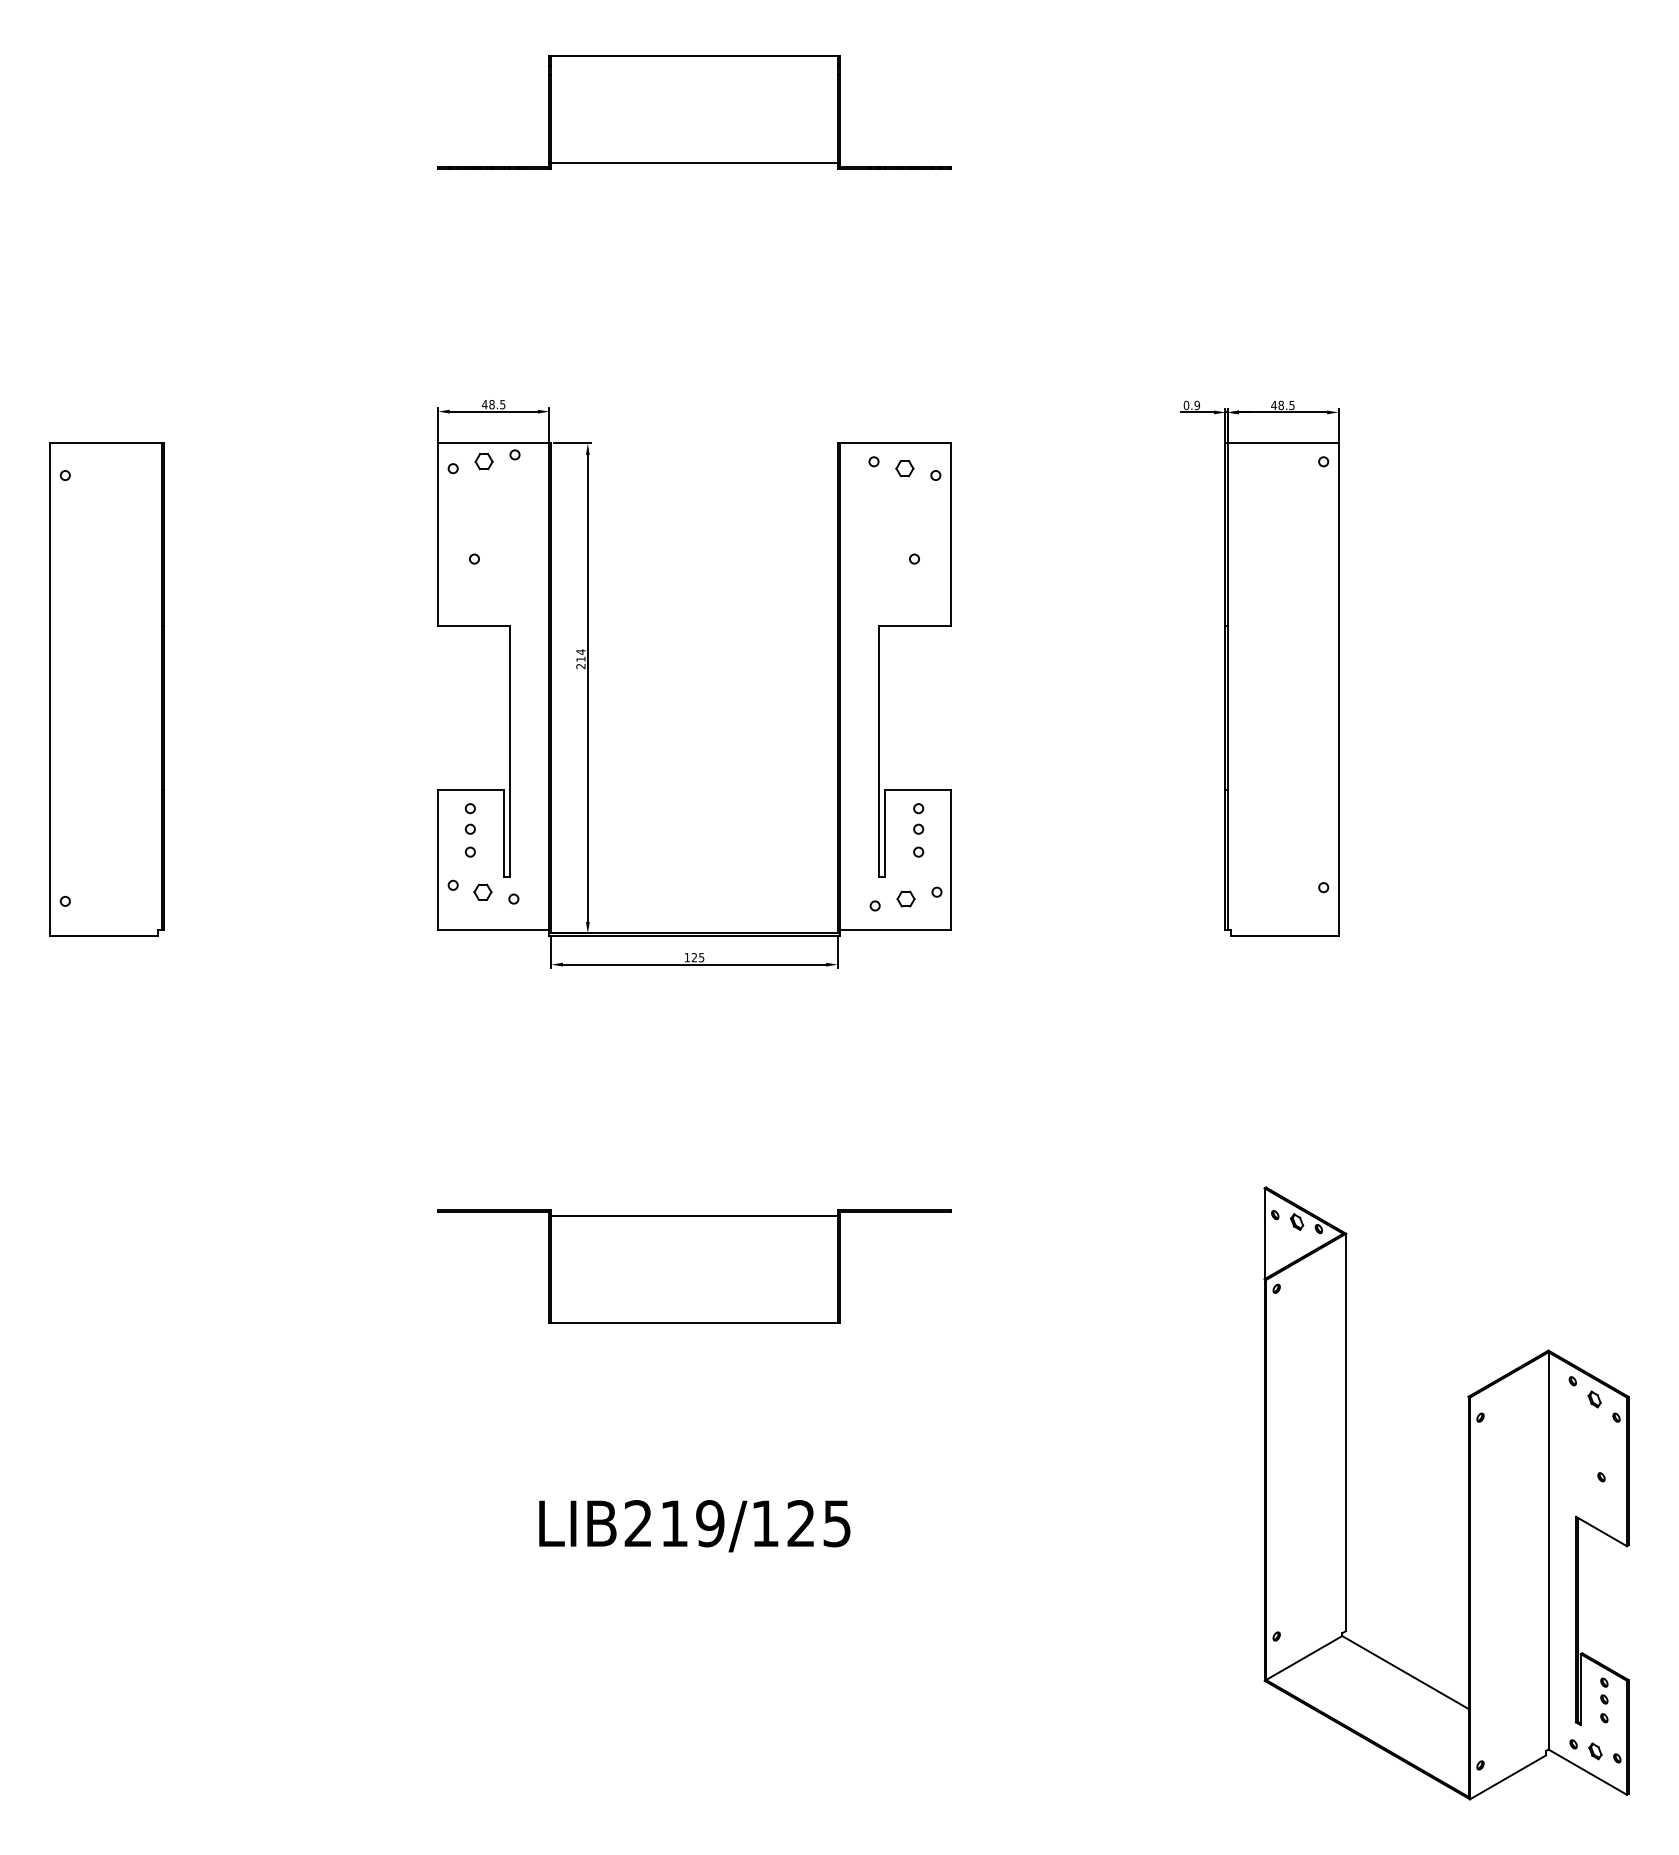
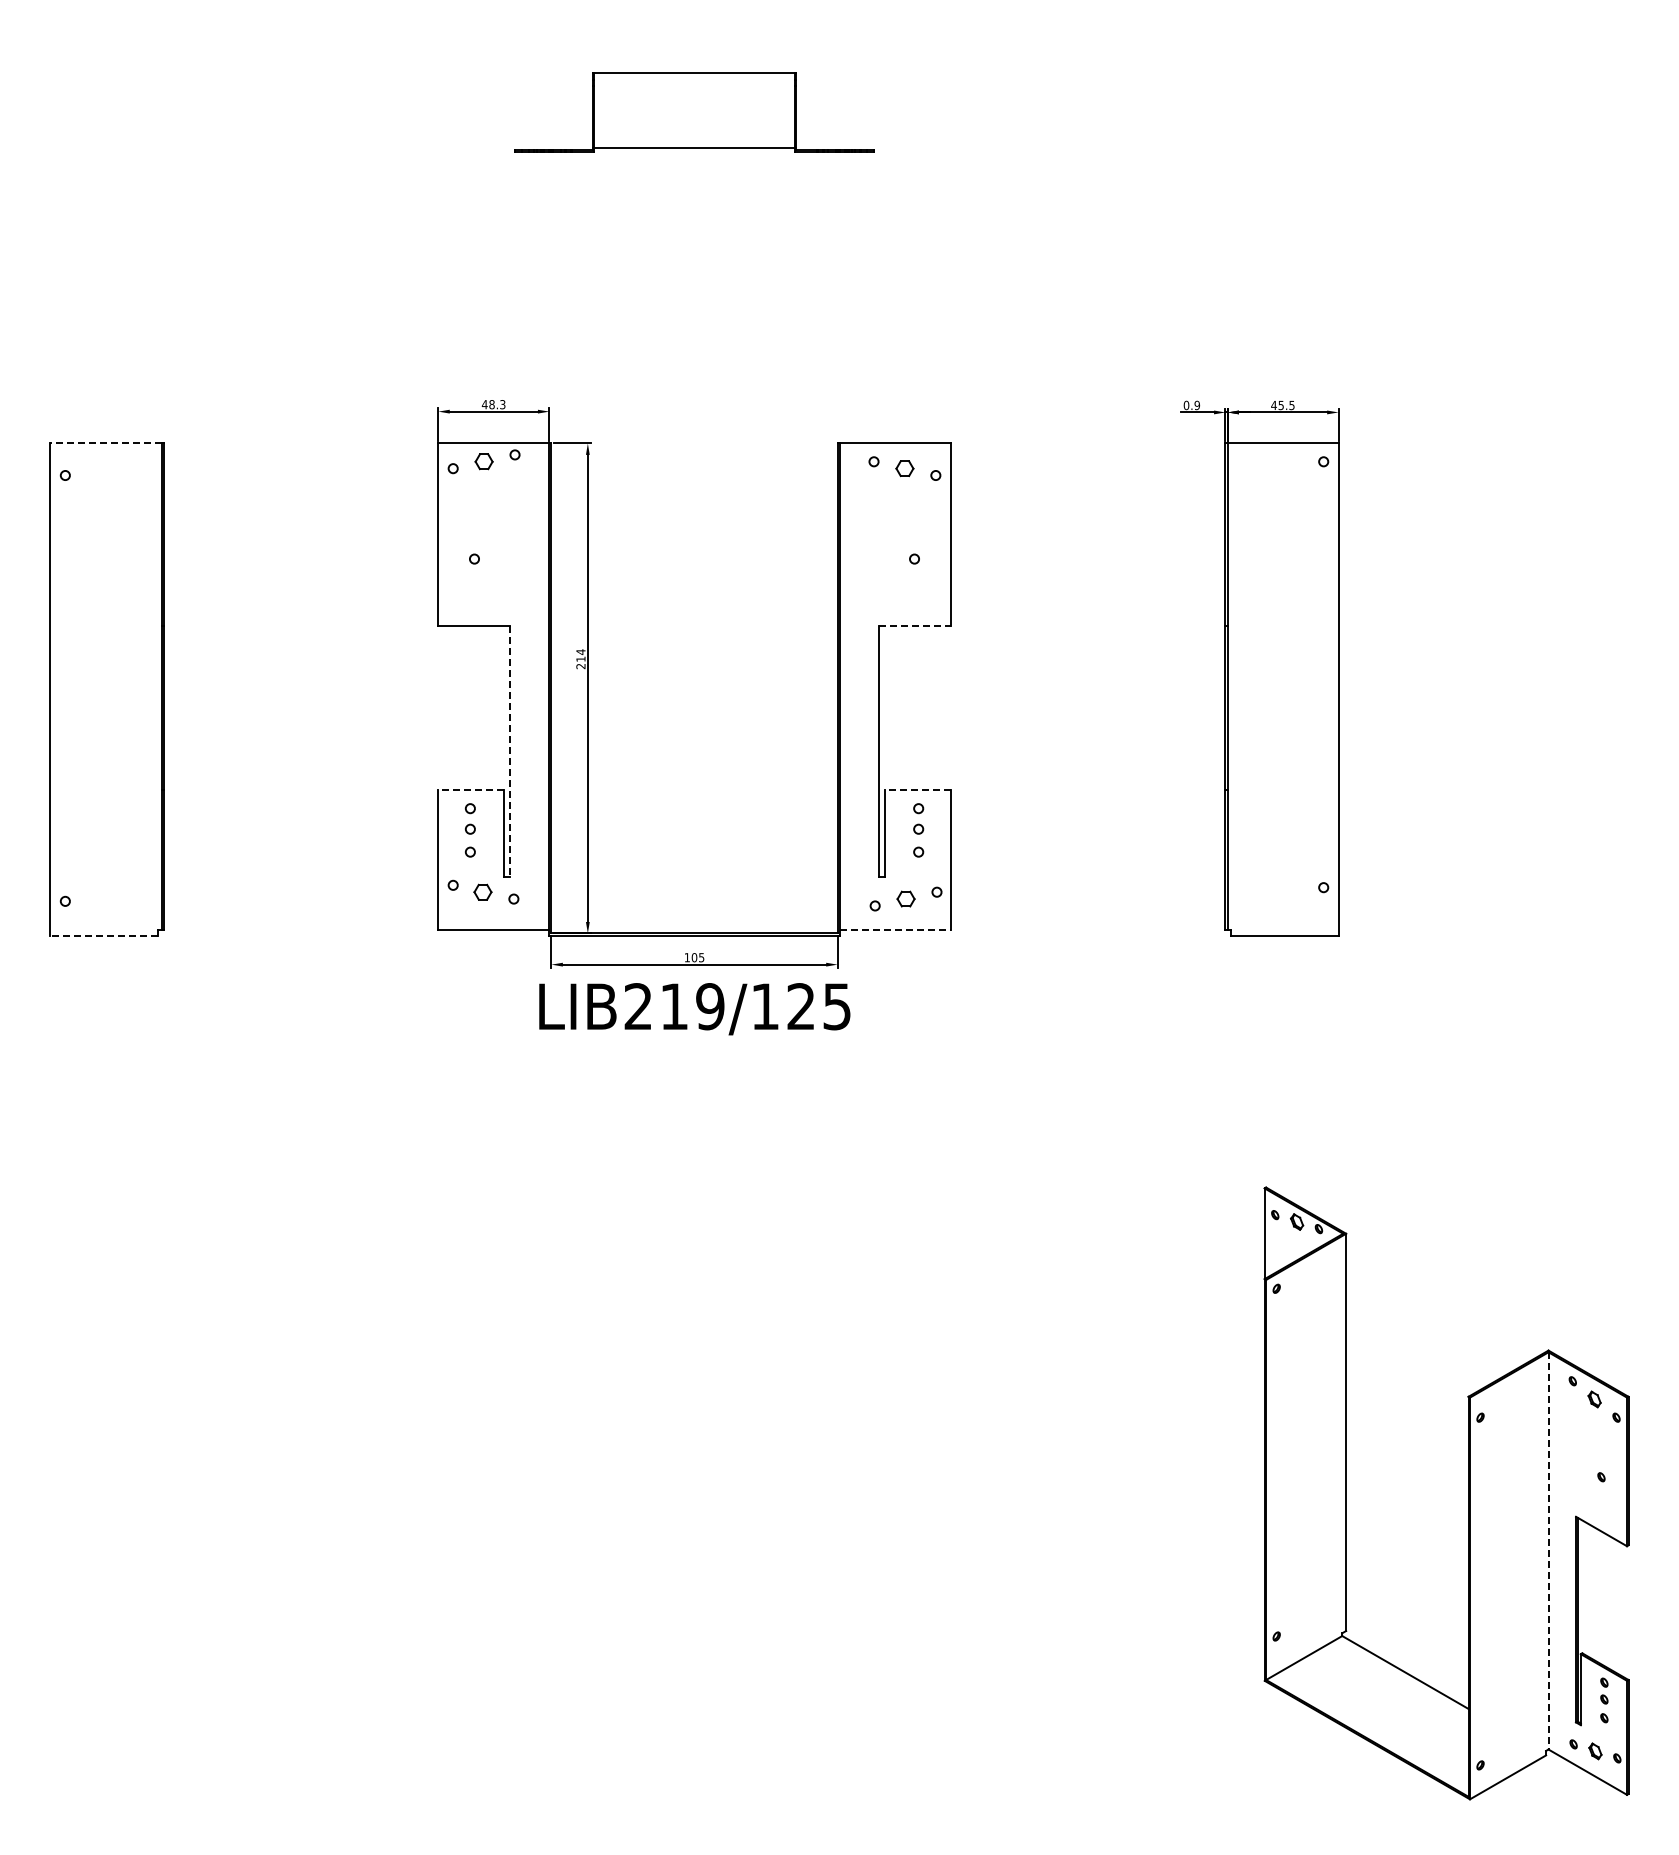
part size: 515x115 px -> 361x81 px (694, 112)
text: 48.5 -> 48.3 (502, 404)
text: 48.5 -> 45.5 (1280, 405)
line: solid -> dashed (106, 443)
line: solid -> dashed (915, 625)
line: solid -> dashed (510, 751)
line: solid -> dashed (470, 790)
line: solid -> dashed (918, 790)
line: solid -> dashed (895, 930)
line: solid -> dashed (104, 935)
text: 125 -> 105 (694, 957)
part: present -> none (694, 1266)
text position: (694, 1526) -> (694, 1009) (694, 1009)
line: solid -> dashed (1548, 1550)
